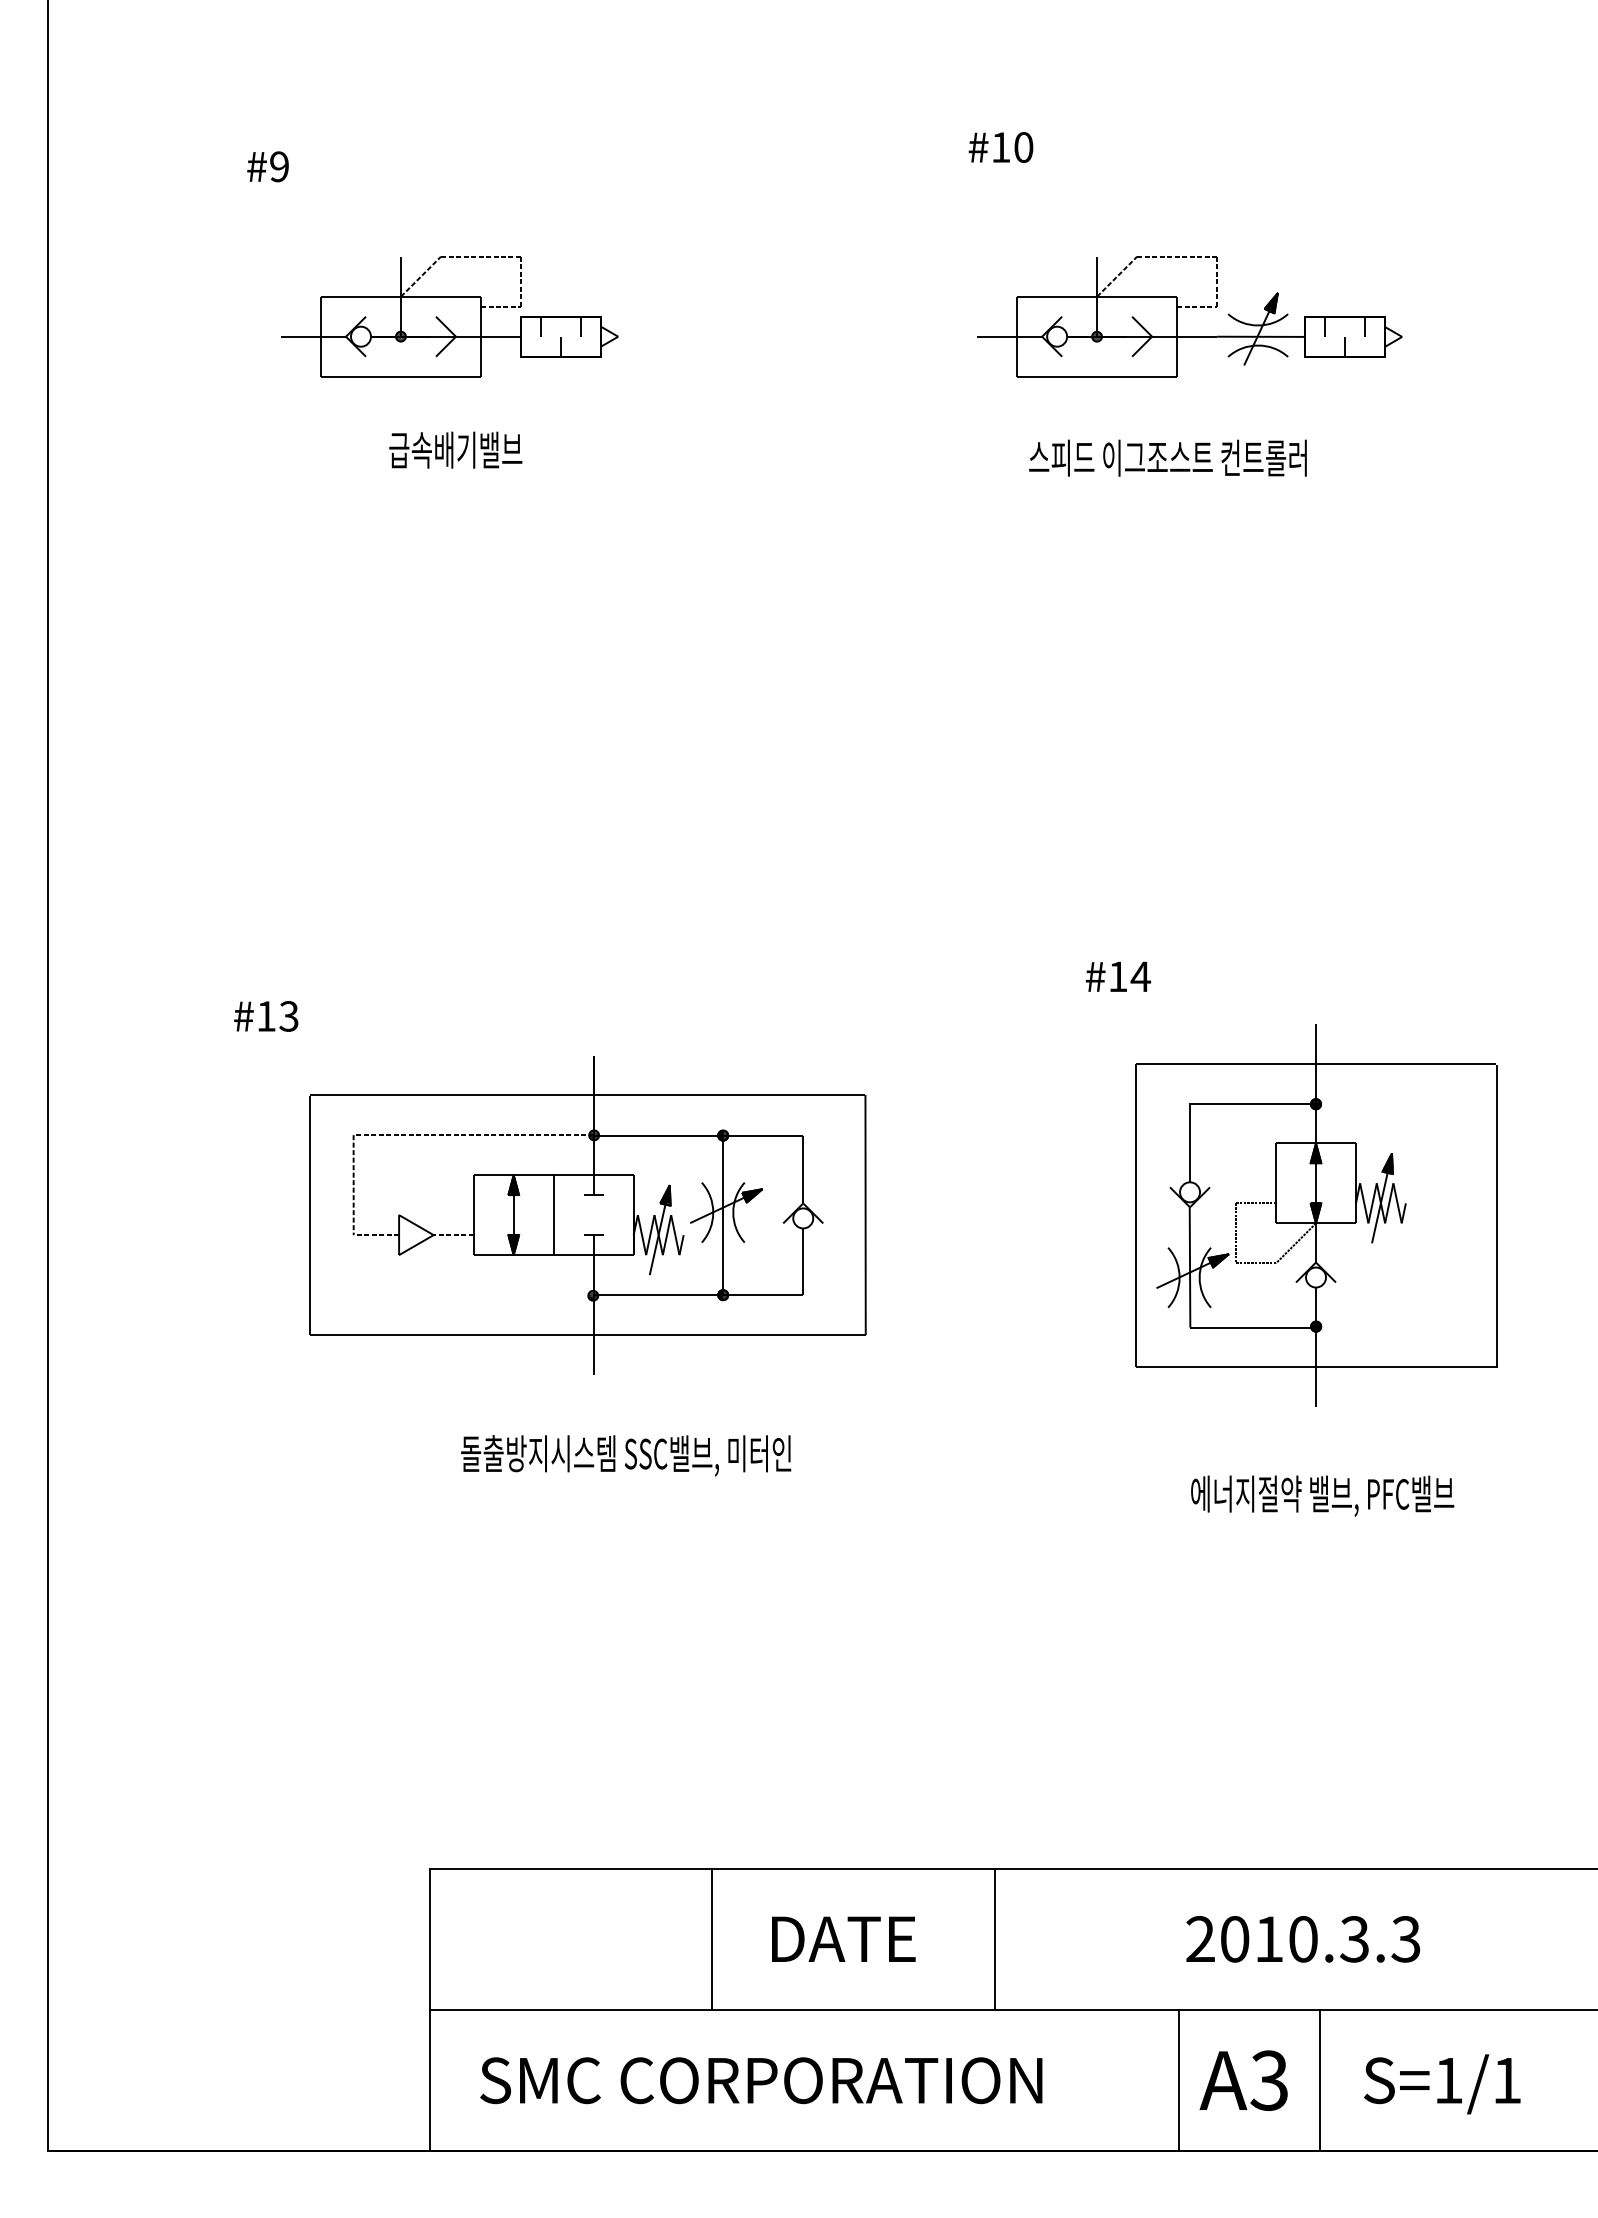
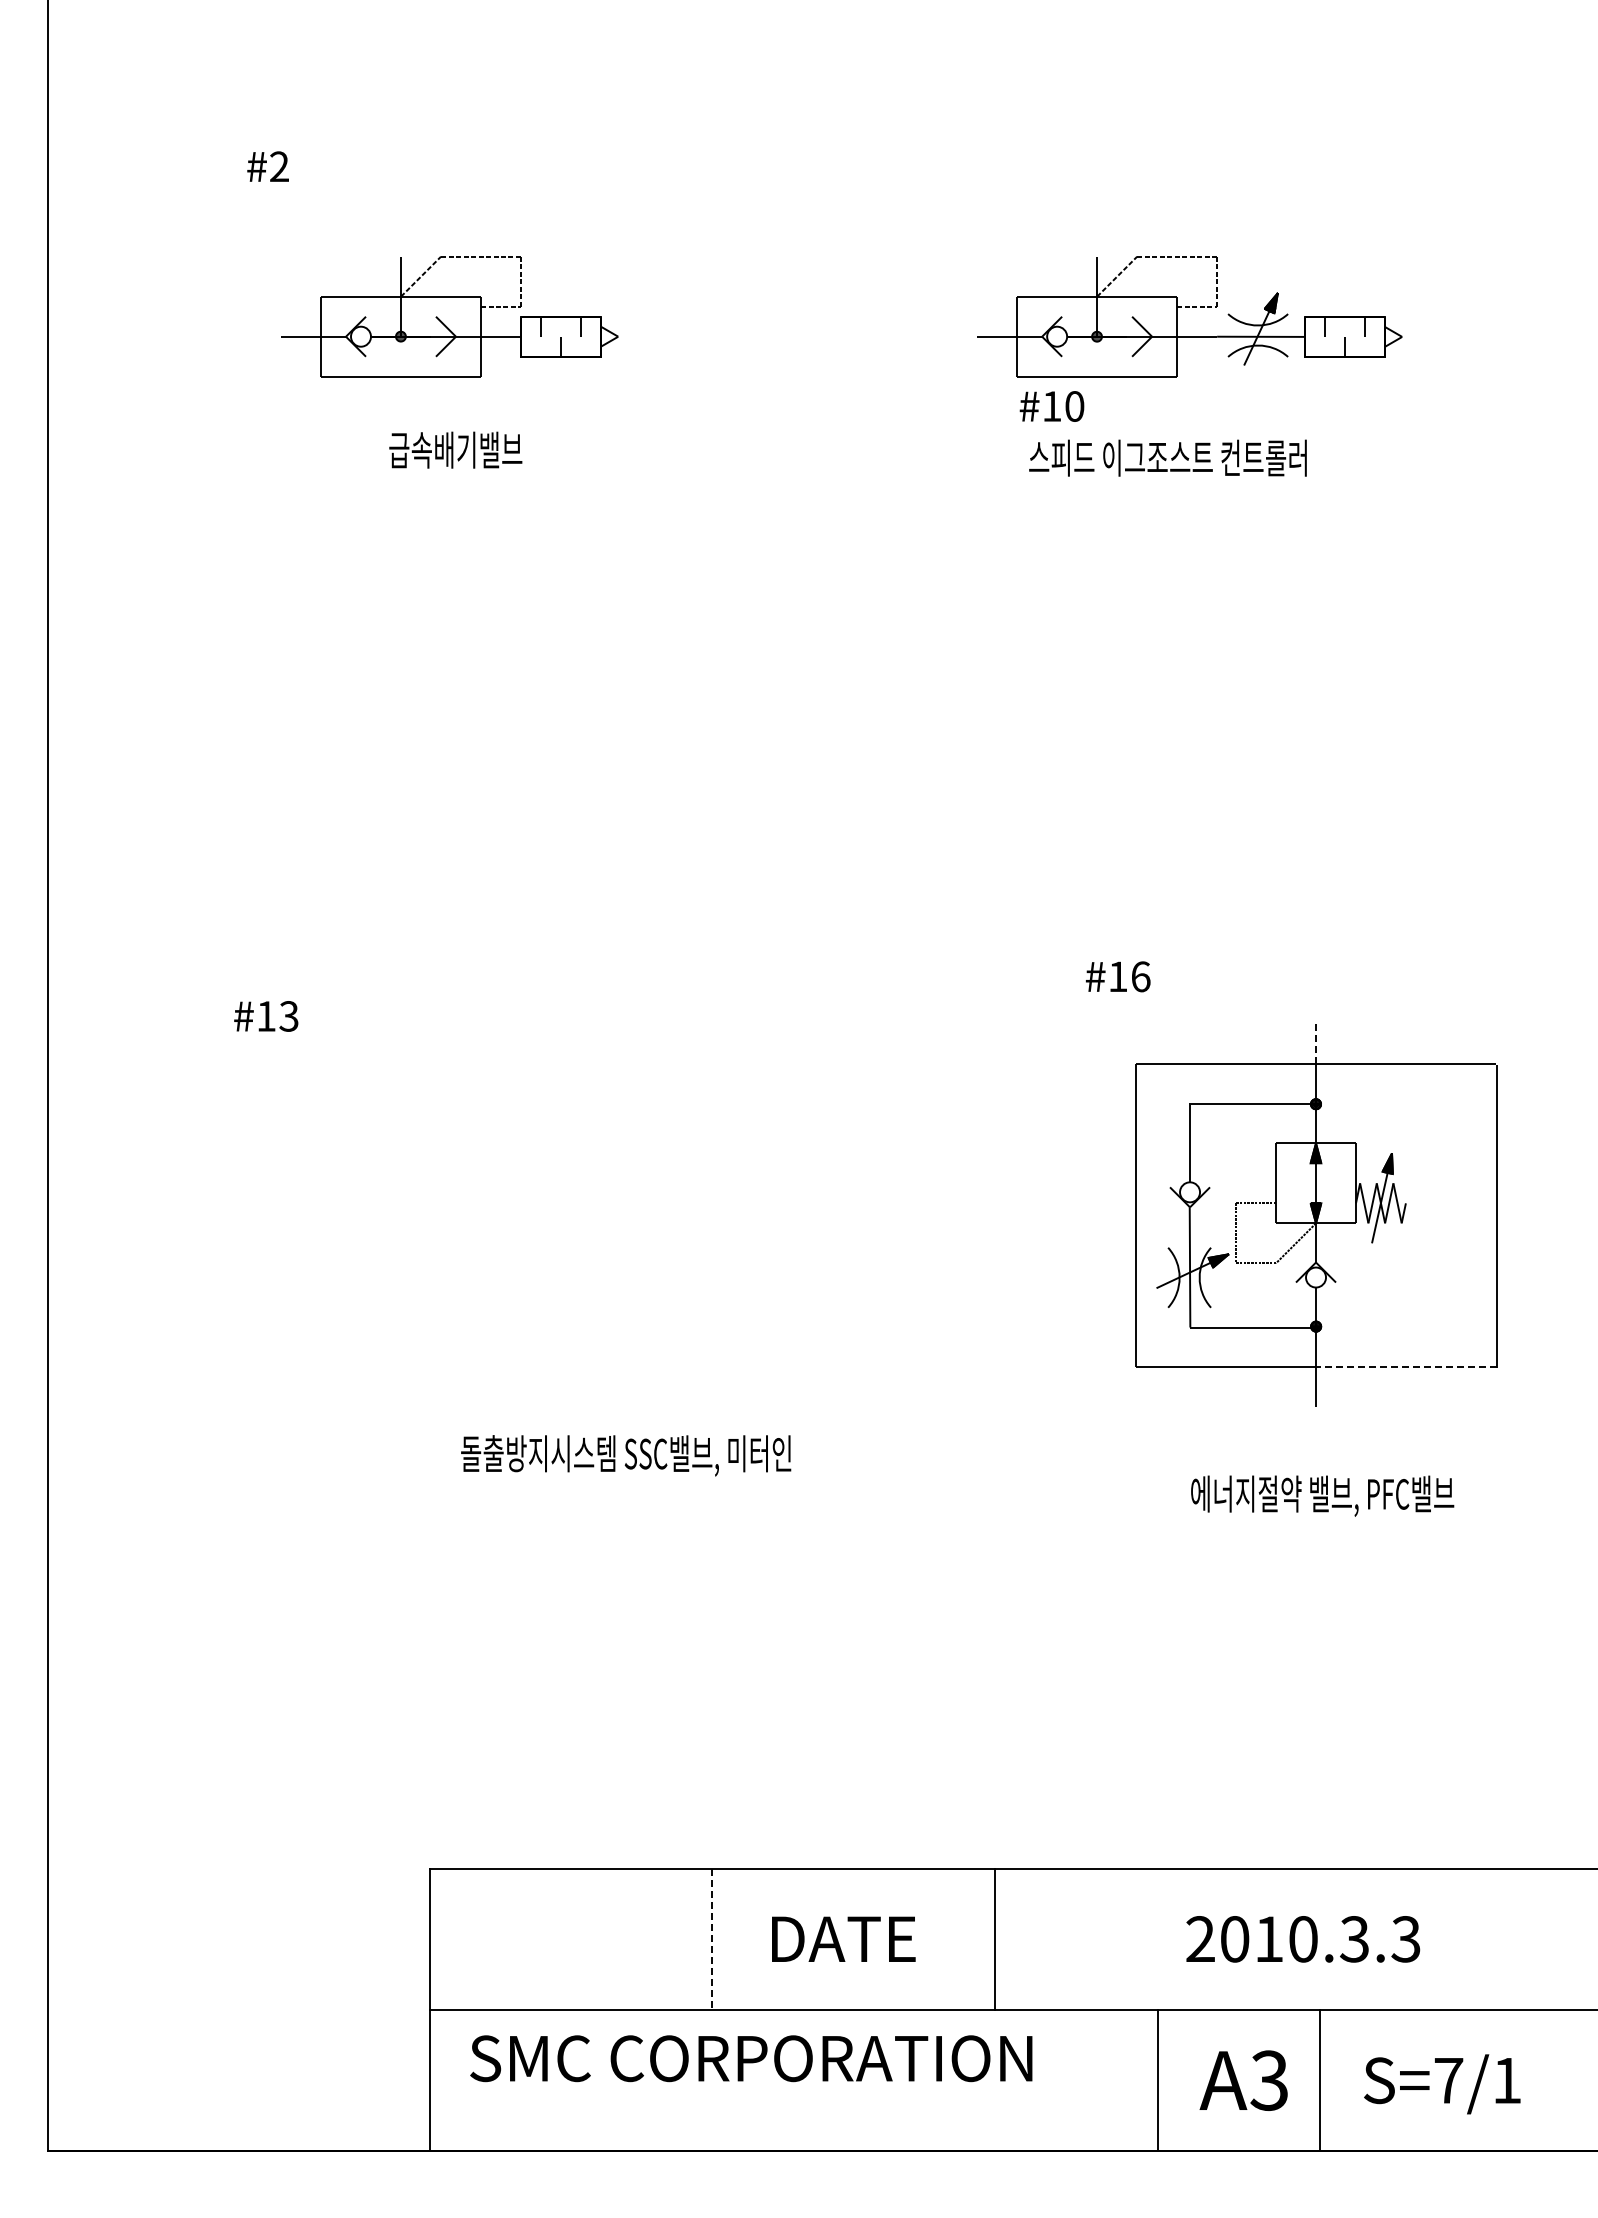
text position: (1000, 147) -> (1051, 406) (1051, 406)
text: #9 -> #2 (279, 166)
text: #14 -> #16 (1140, 976)
line: solid -> dashed (1316, 1044)
part: present -> none (587, 1215)
line: solid -> dashed (1405, 1366)
line: solid -> dashed (712, 1939)
text position: (761, 2080) -> (751, 2058) (751, 2058)
line position: (1179, 2080) -> (1158, 2080) (1158, 2080)
text: S=1/1 -> S=7/1 (1448, 2080)
